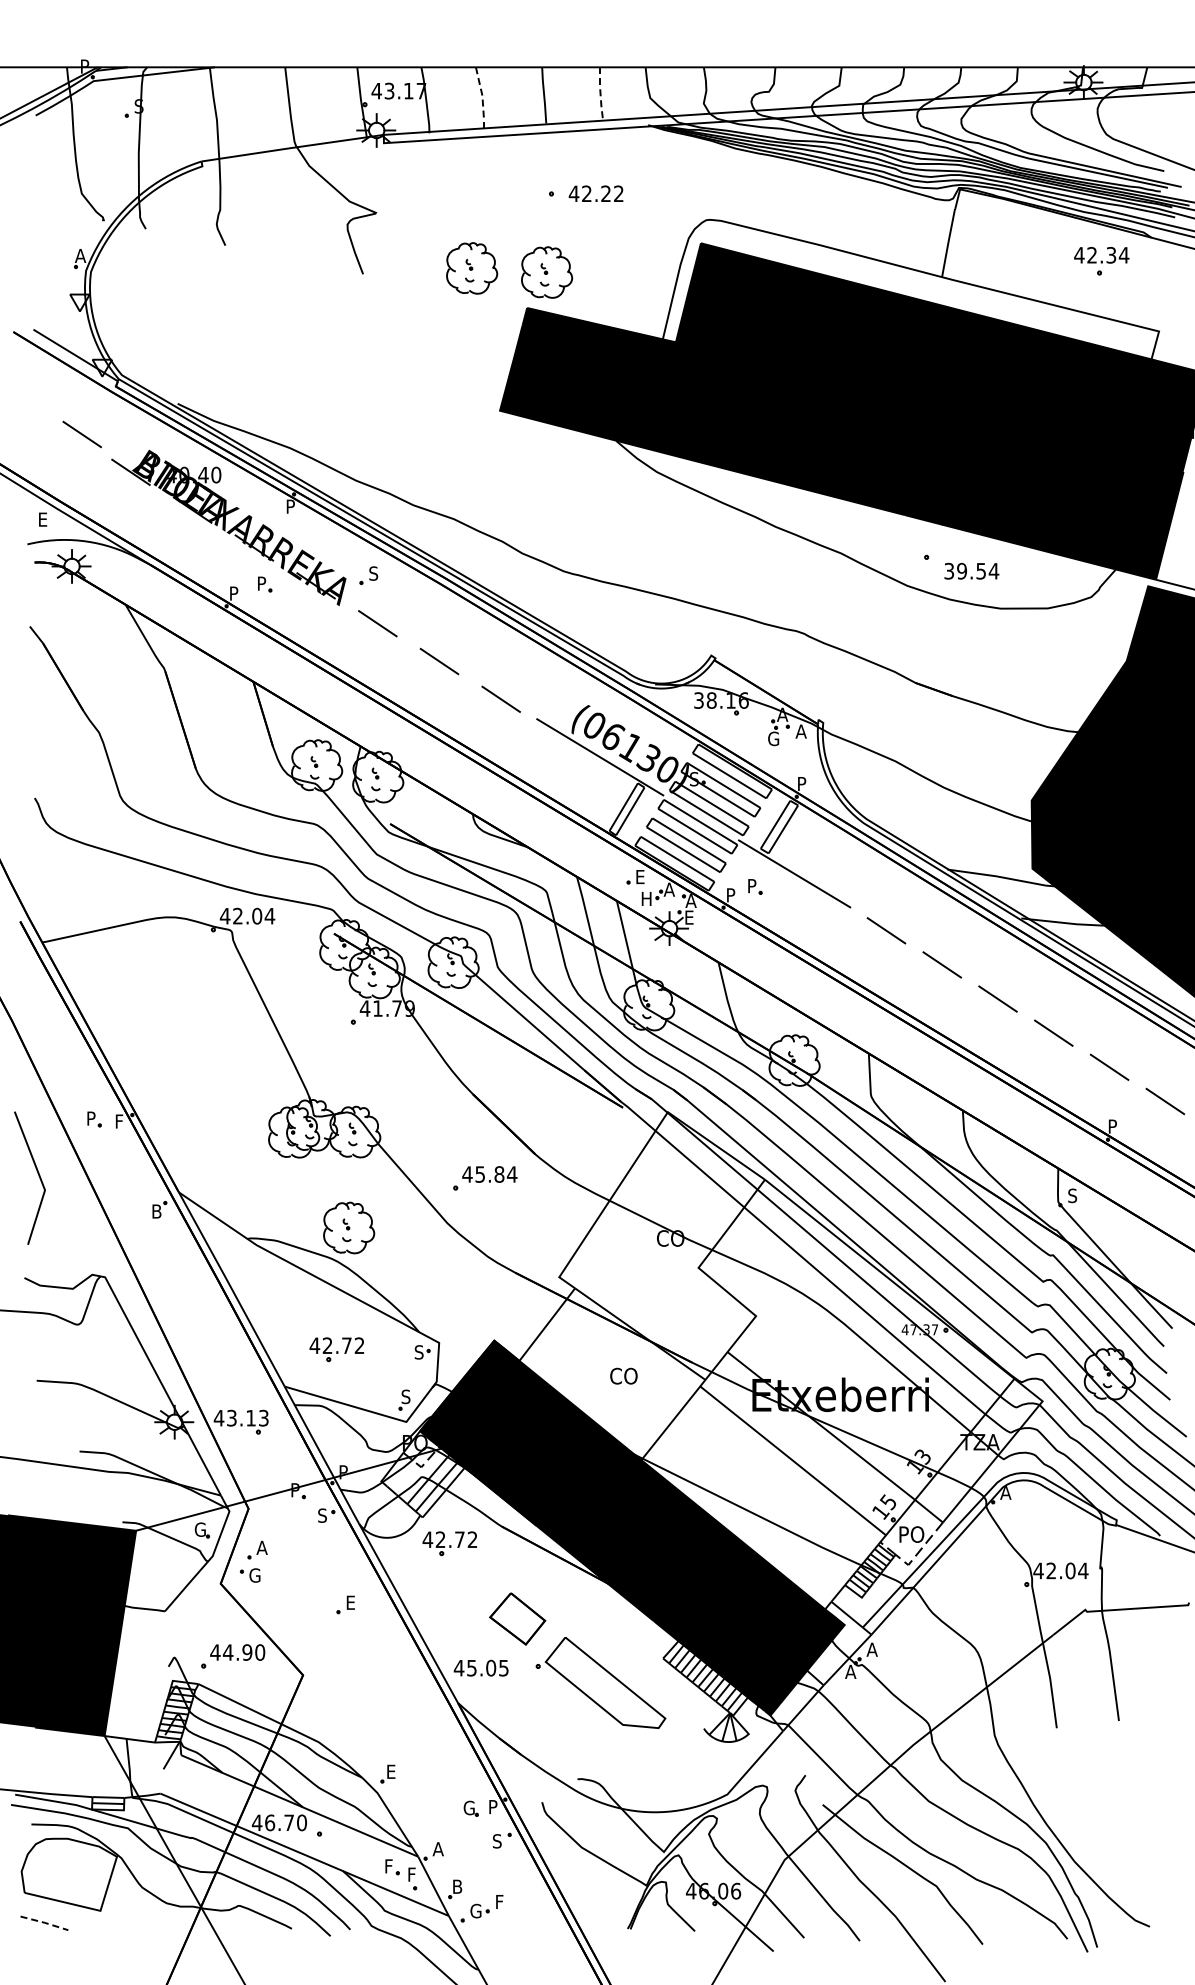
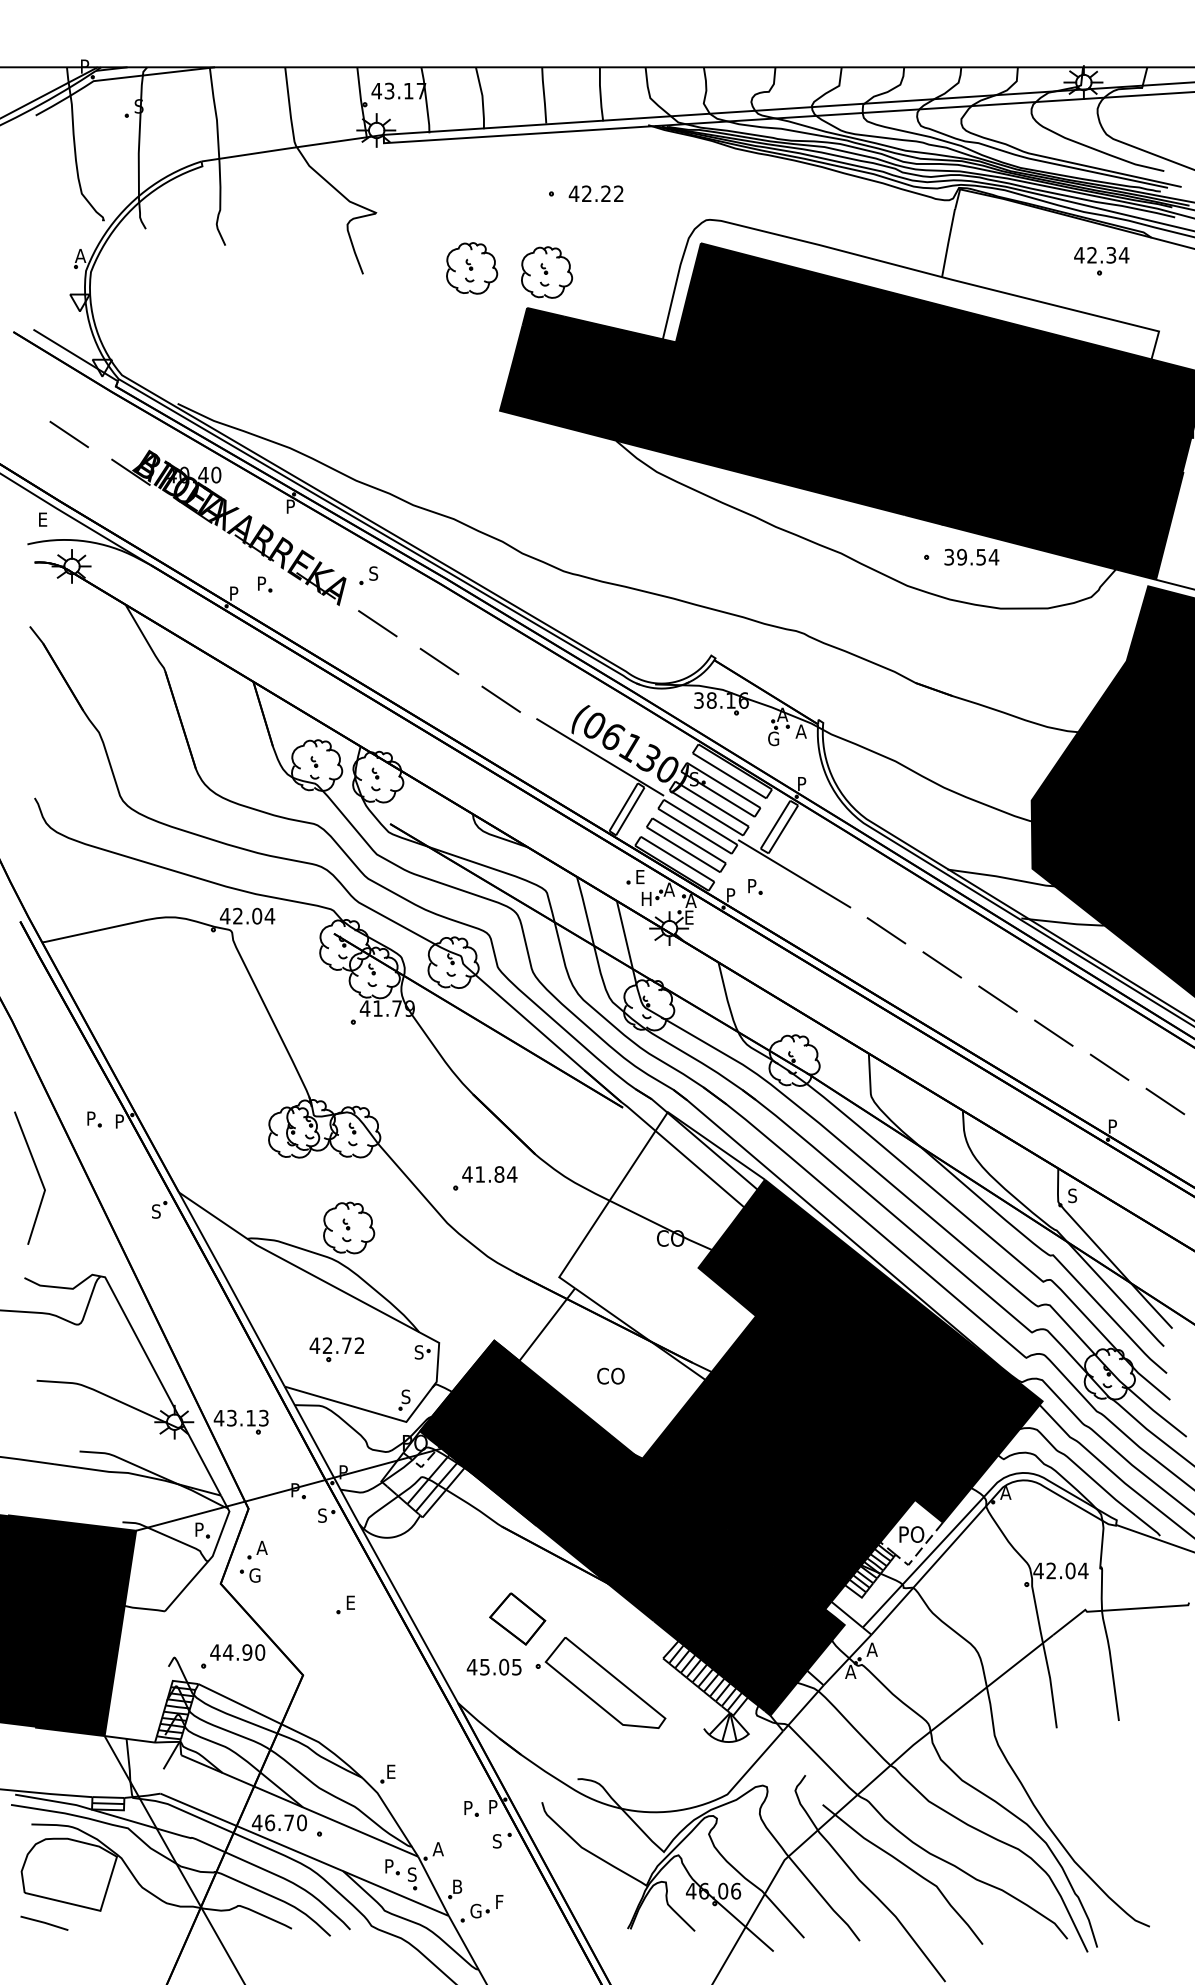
line: dashed -> solid (600, 94)
line: dashed -> solid (482, 98)
line position: (81, 434) -> (68, 434) (68, 434)
text position: (971, 570) -> (971, 556) (971, 556)
text: F -> P (120, 1118)
text: 45.84 -> 41.84 (479, 1174)
text: B -> S (156, 1211)
text position: (623, 1375) -> (610, 1375) (610, 1375)
fill: none -> present (841, 1394)
text: G -> P (199, 1529)
part: present -> none (449, 1543)
text position: (480, 1667) -> (493, 1666) (493, 1666)
text: G -> P (468, 1807)
text: F -> P (390, 1863)
text: F -> S (411, 1874)
line: dashed -> solid (44, 1922)
